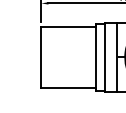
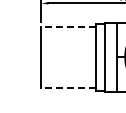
line: solid -> dashed (68, 27)
line: solid -> dashed (68, 87)
